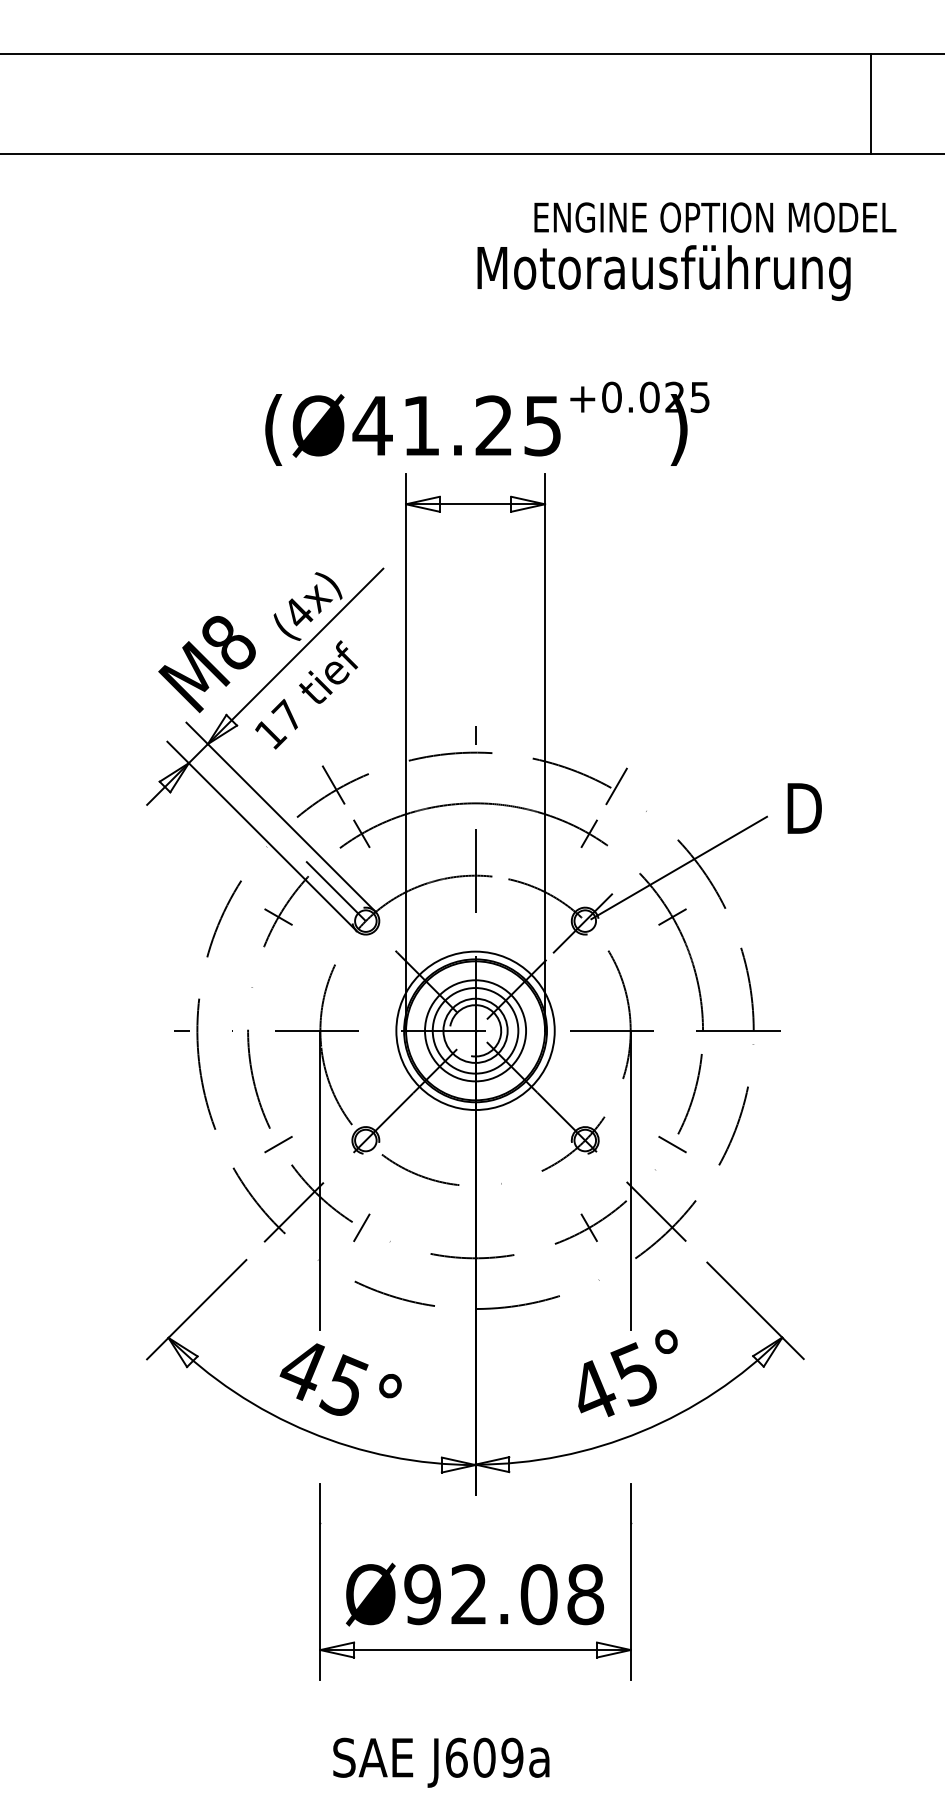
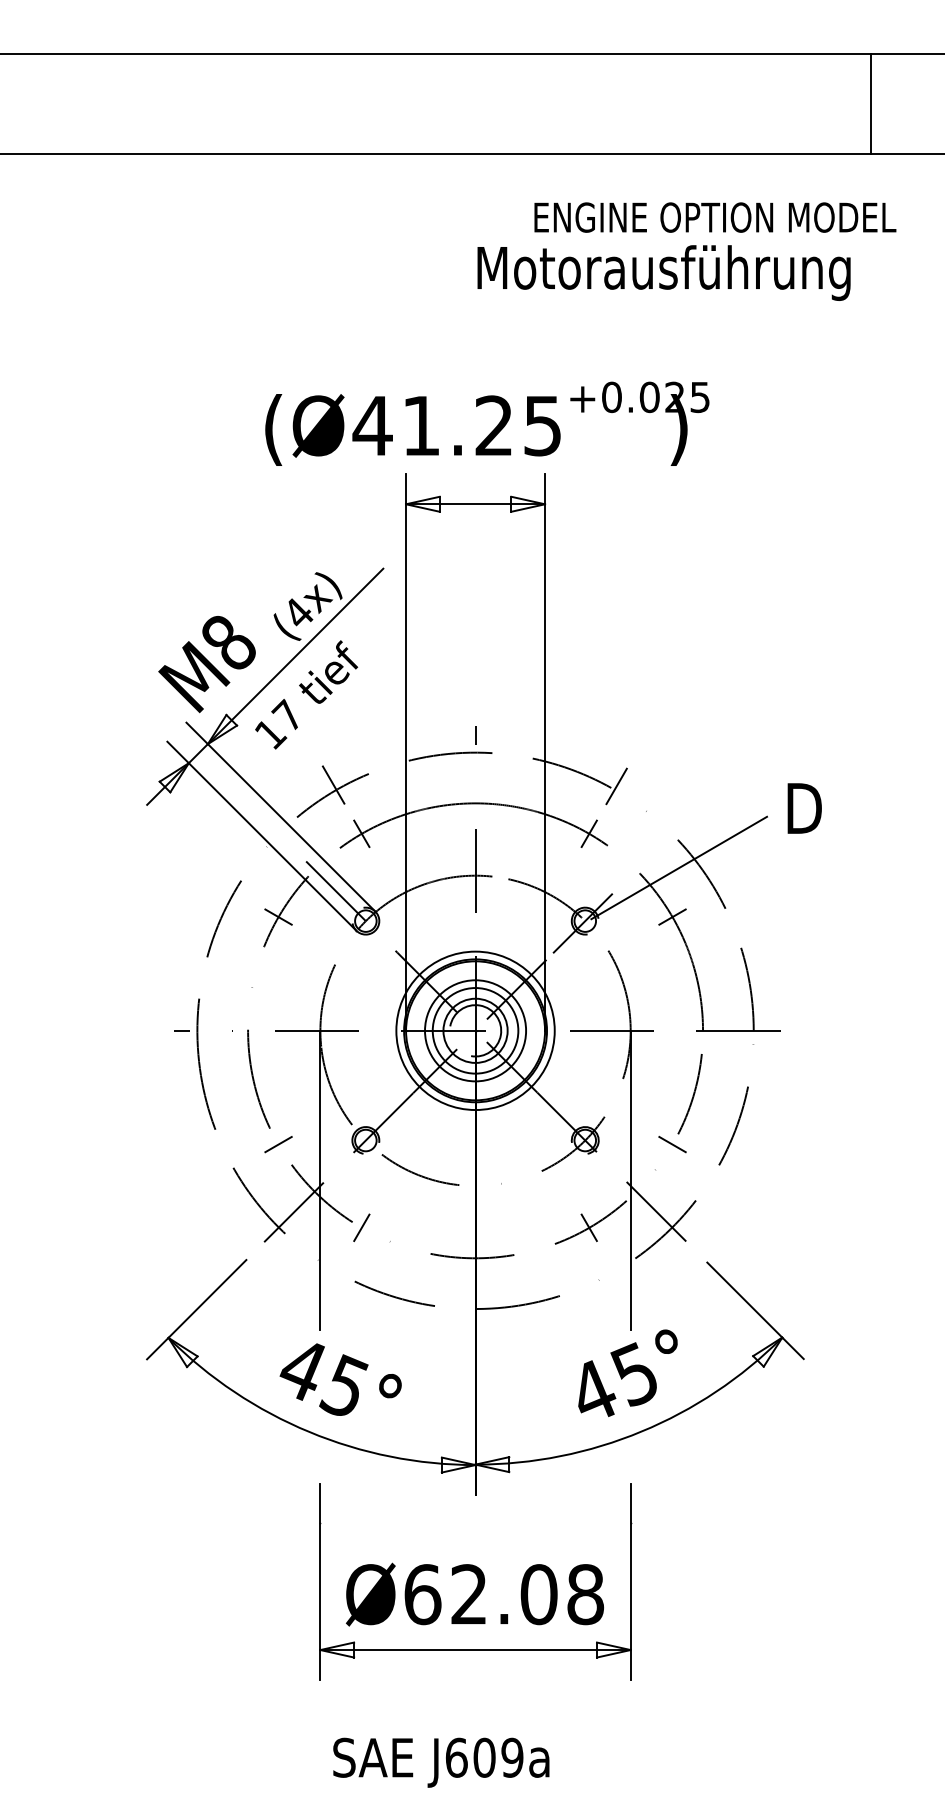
text: Ø92.08 -> Ø62.08 (422, 1594)
